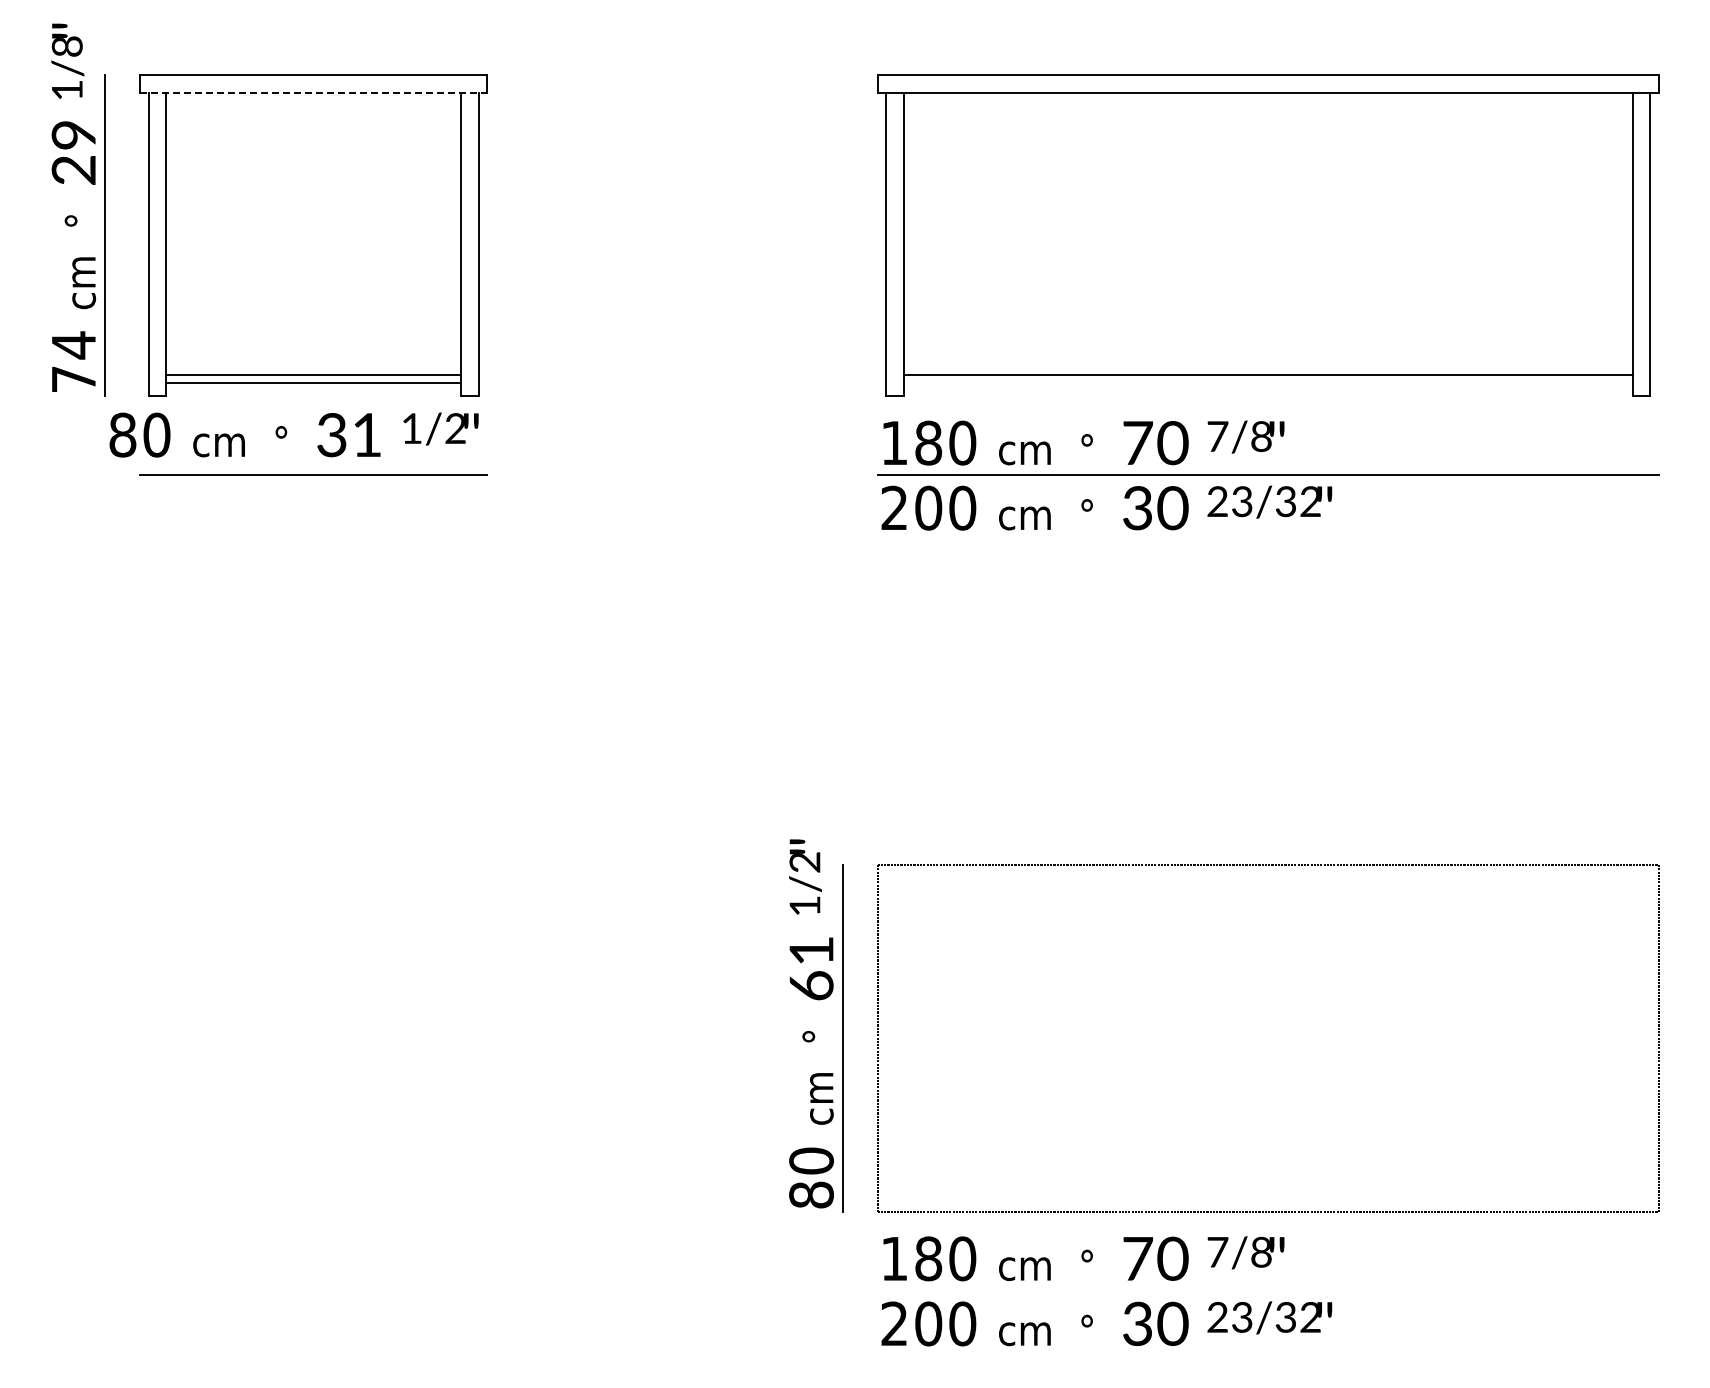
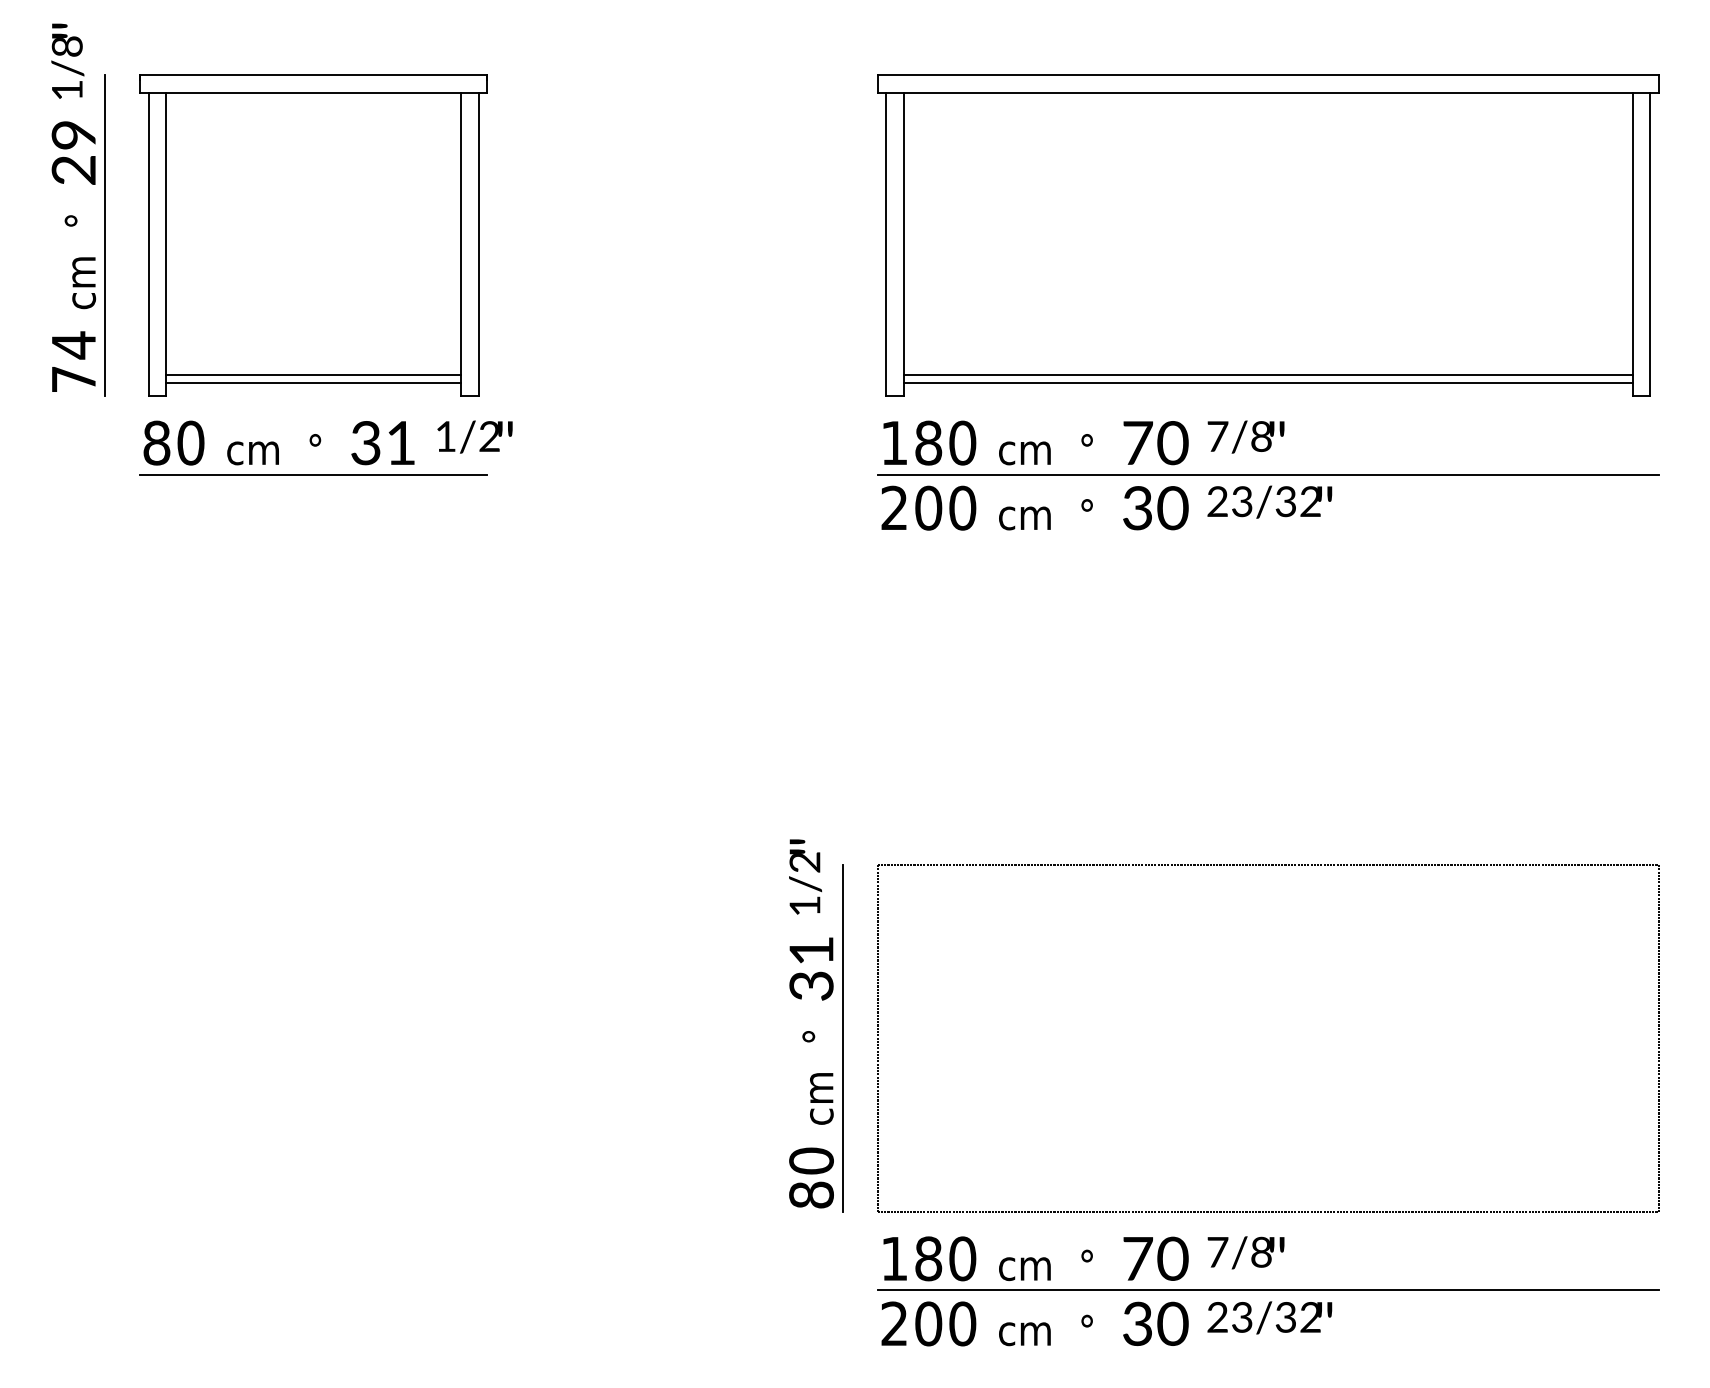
line: dashed -> solid (313, 92)
line: none -> present (1267, 383)
text position: (293, 434) -> (327, 442) (327, 442)
text: 61 -> 31 (811, 985)
line: none -> present (1267, 1290)
